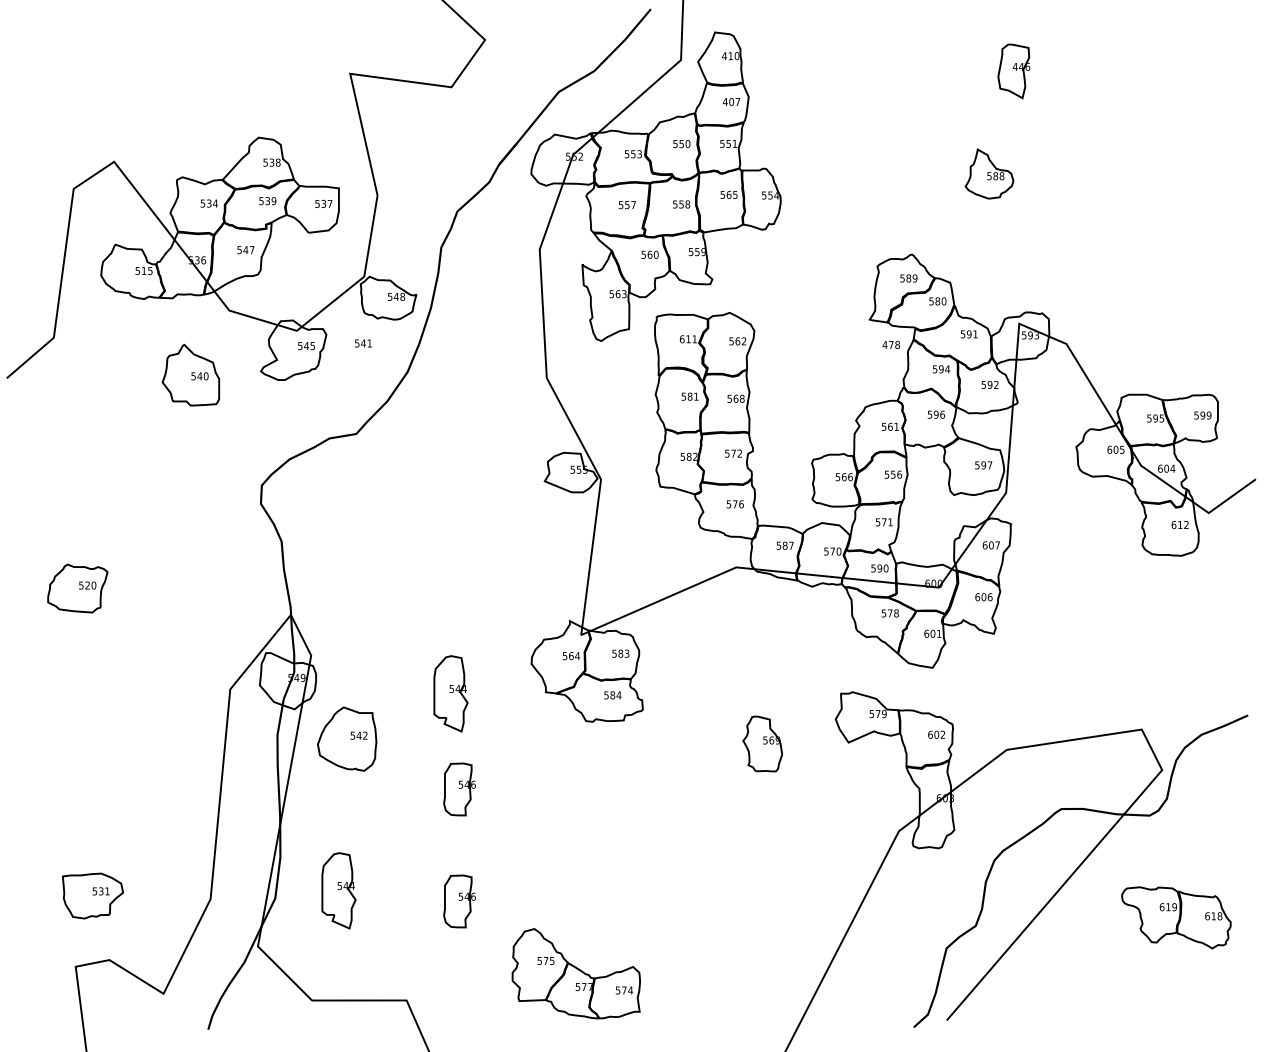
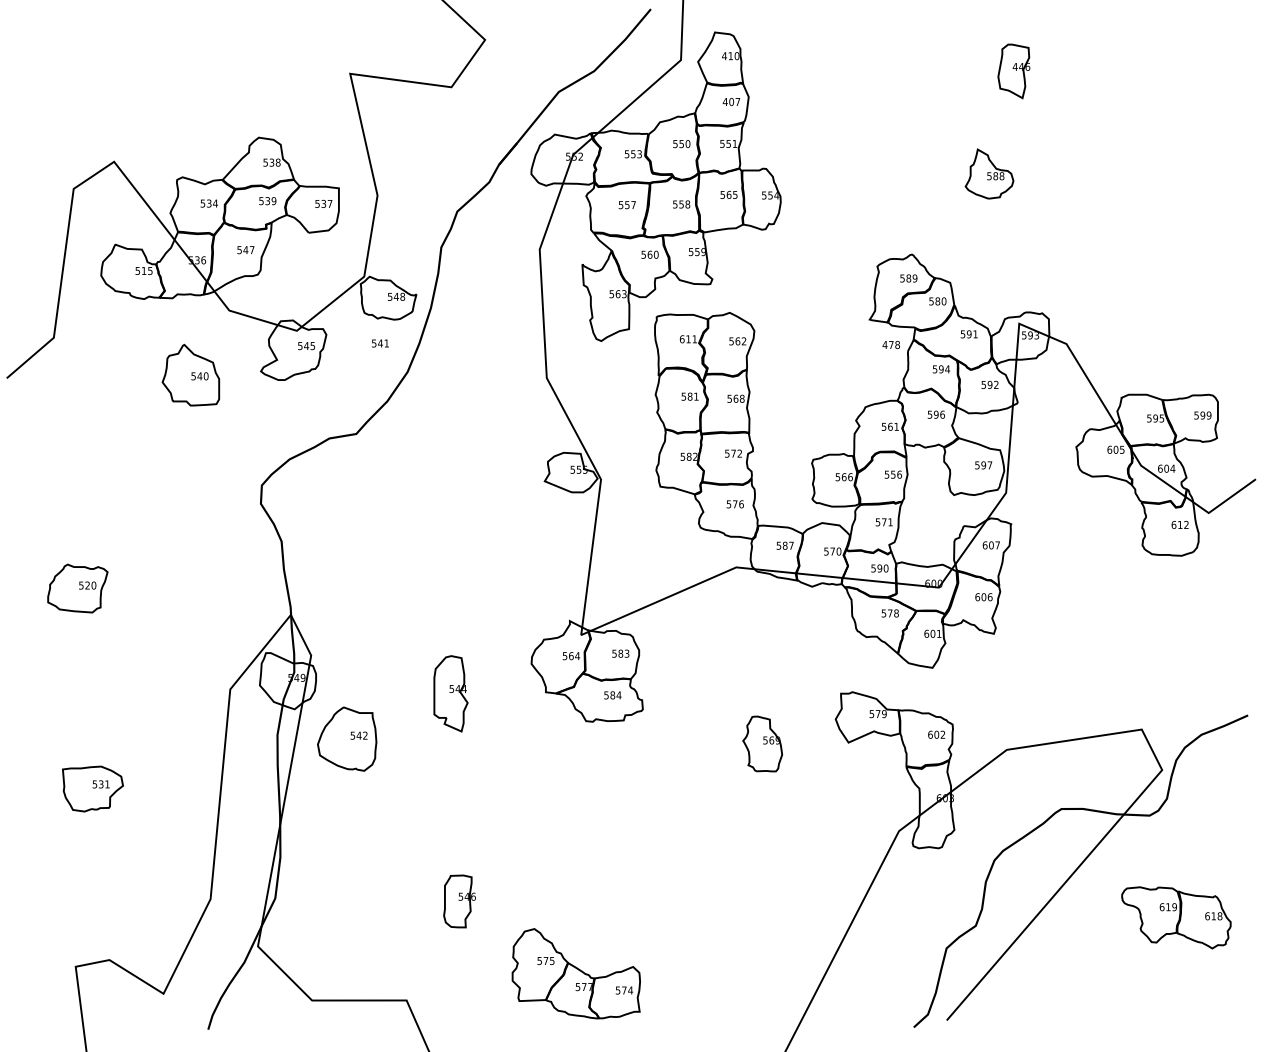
text position: (363, 343) -> (380, 343) (380, 343)
part: present -> none (459, 789)
part: present -> none (338, 890)
part position: (92, 895) -> (92, 788) (92, 788)
